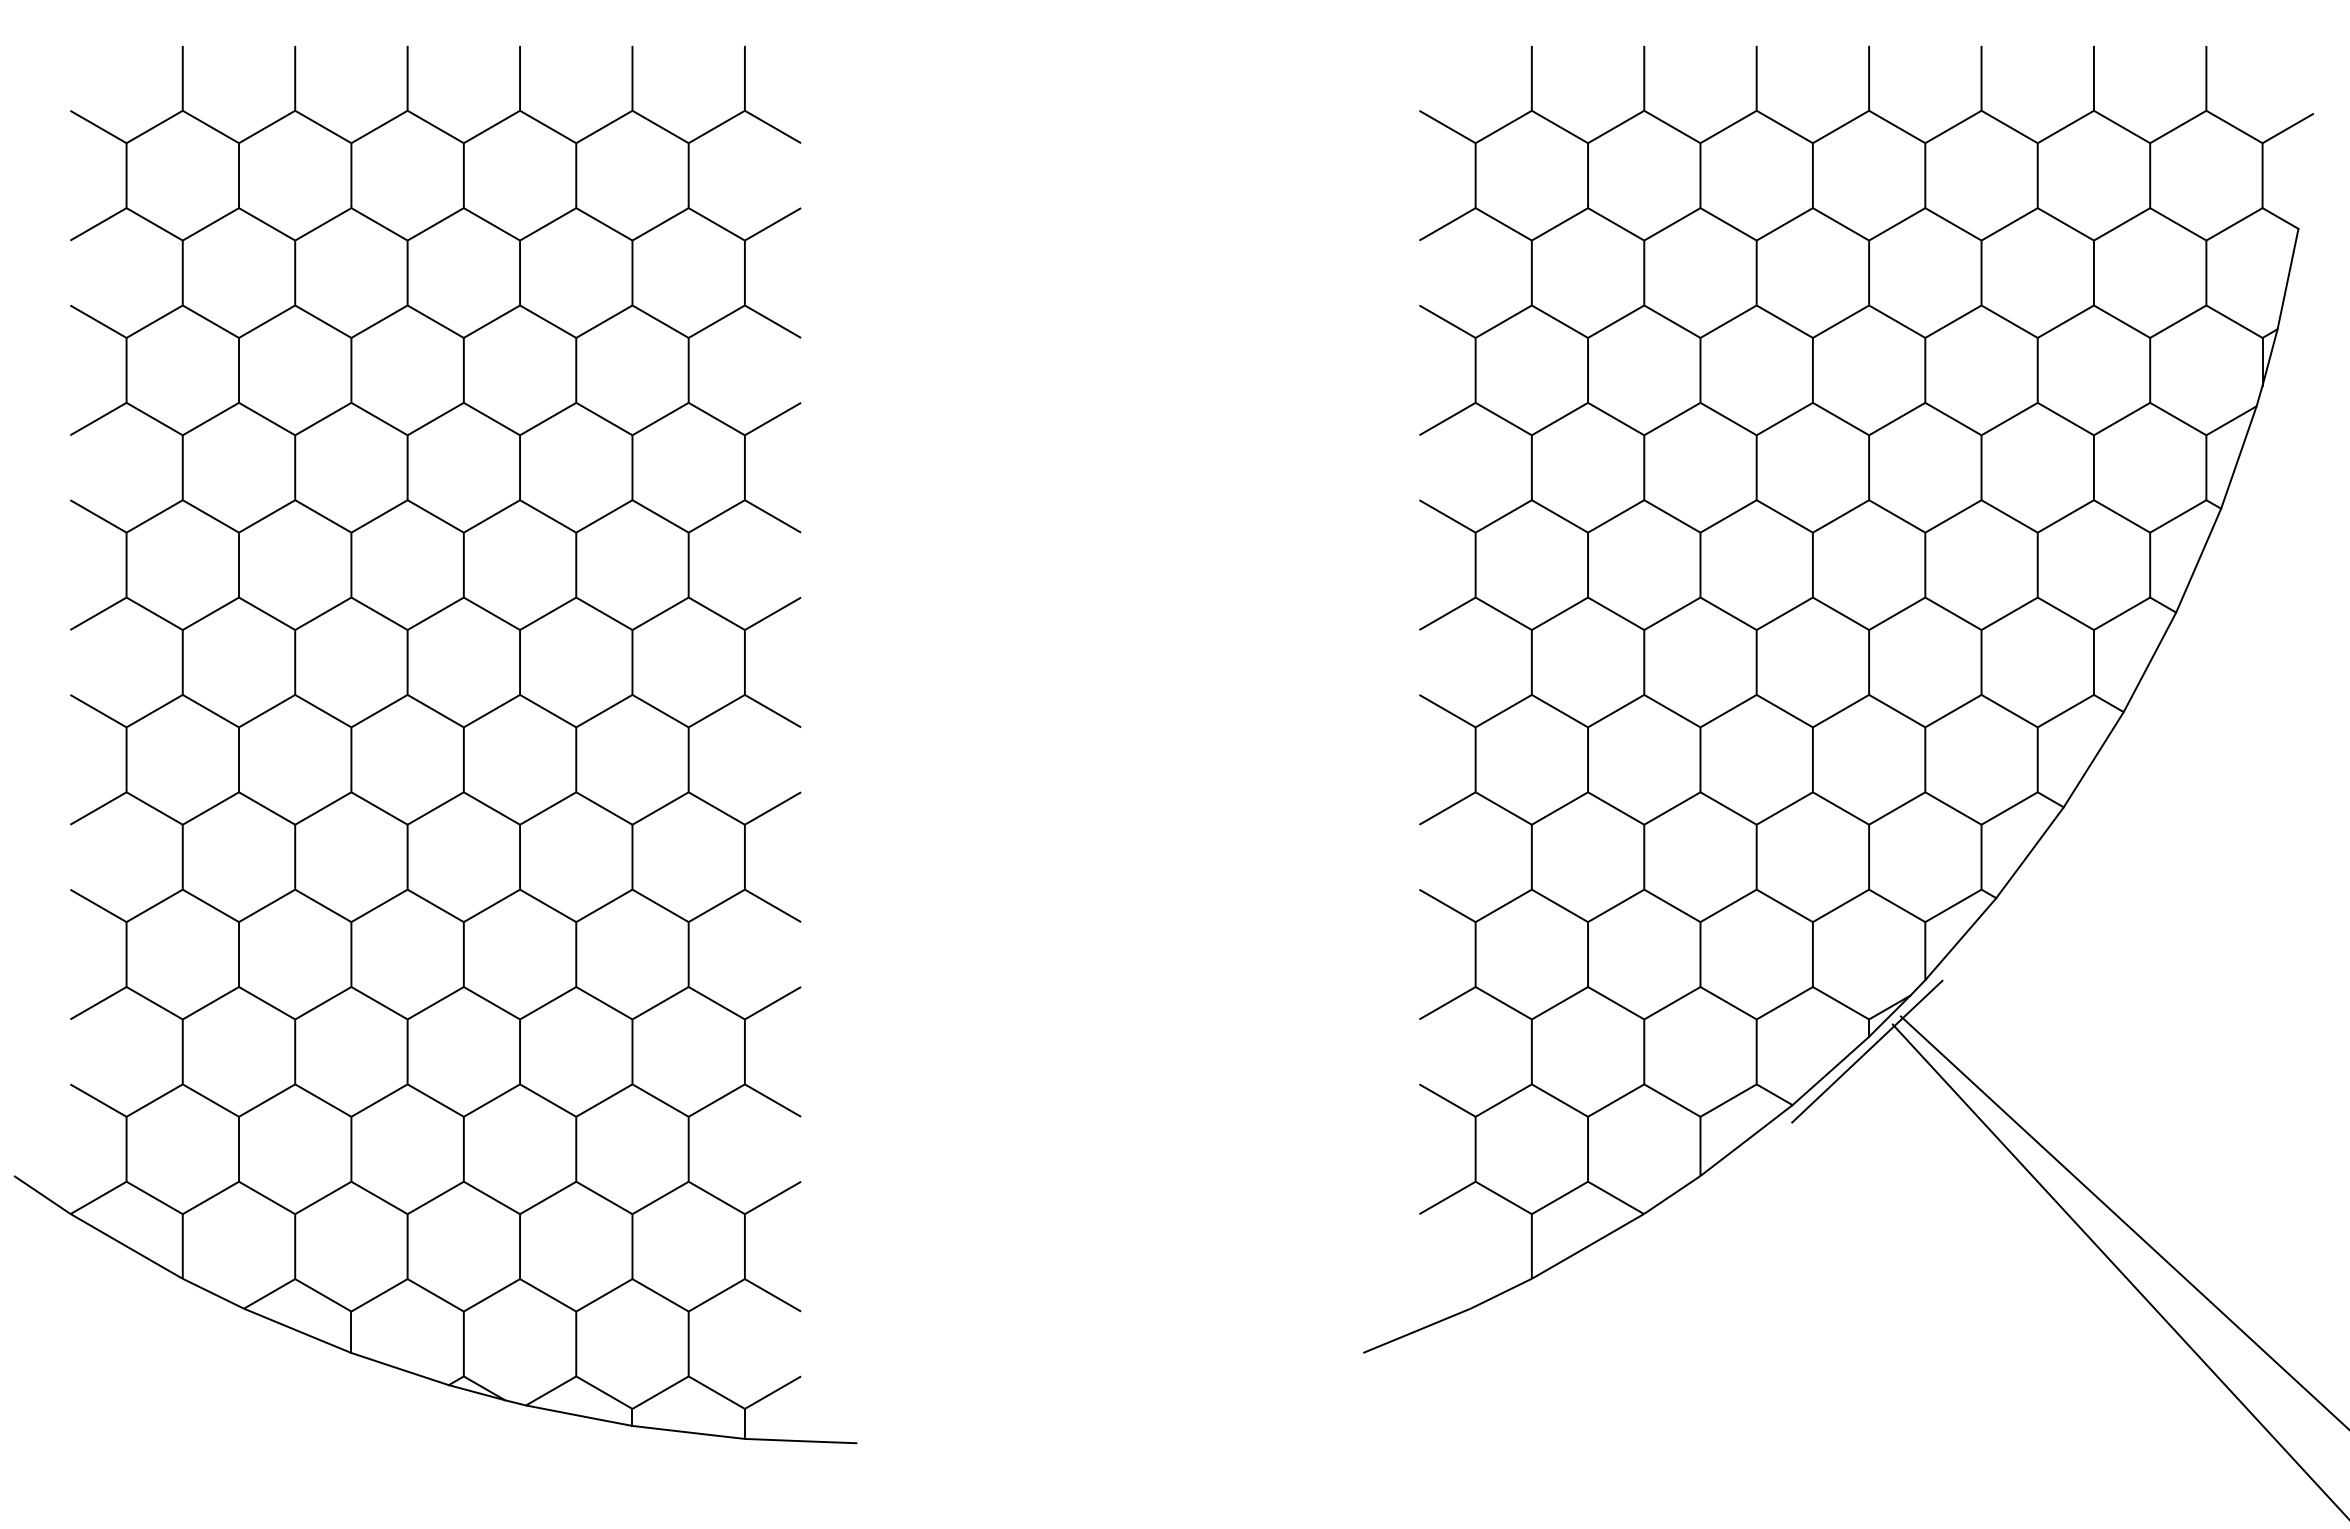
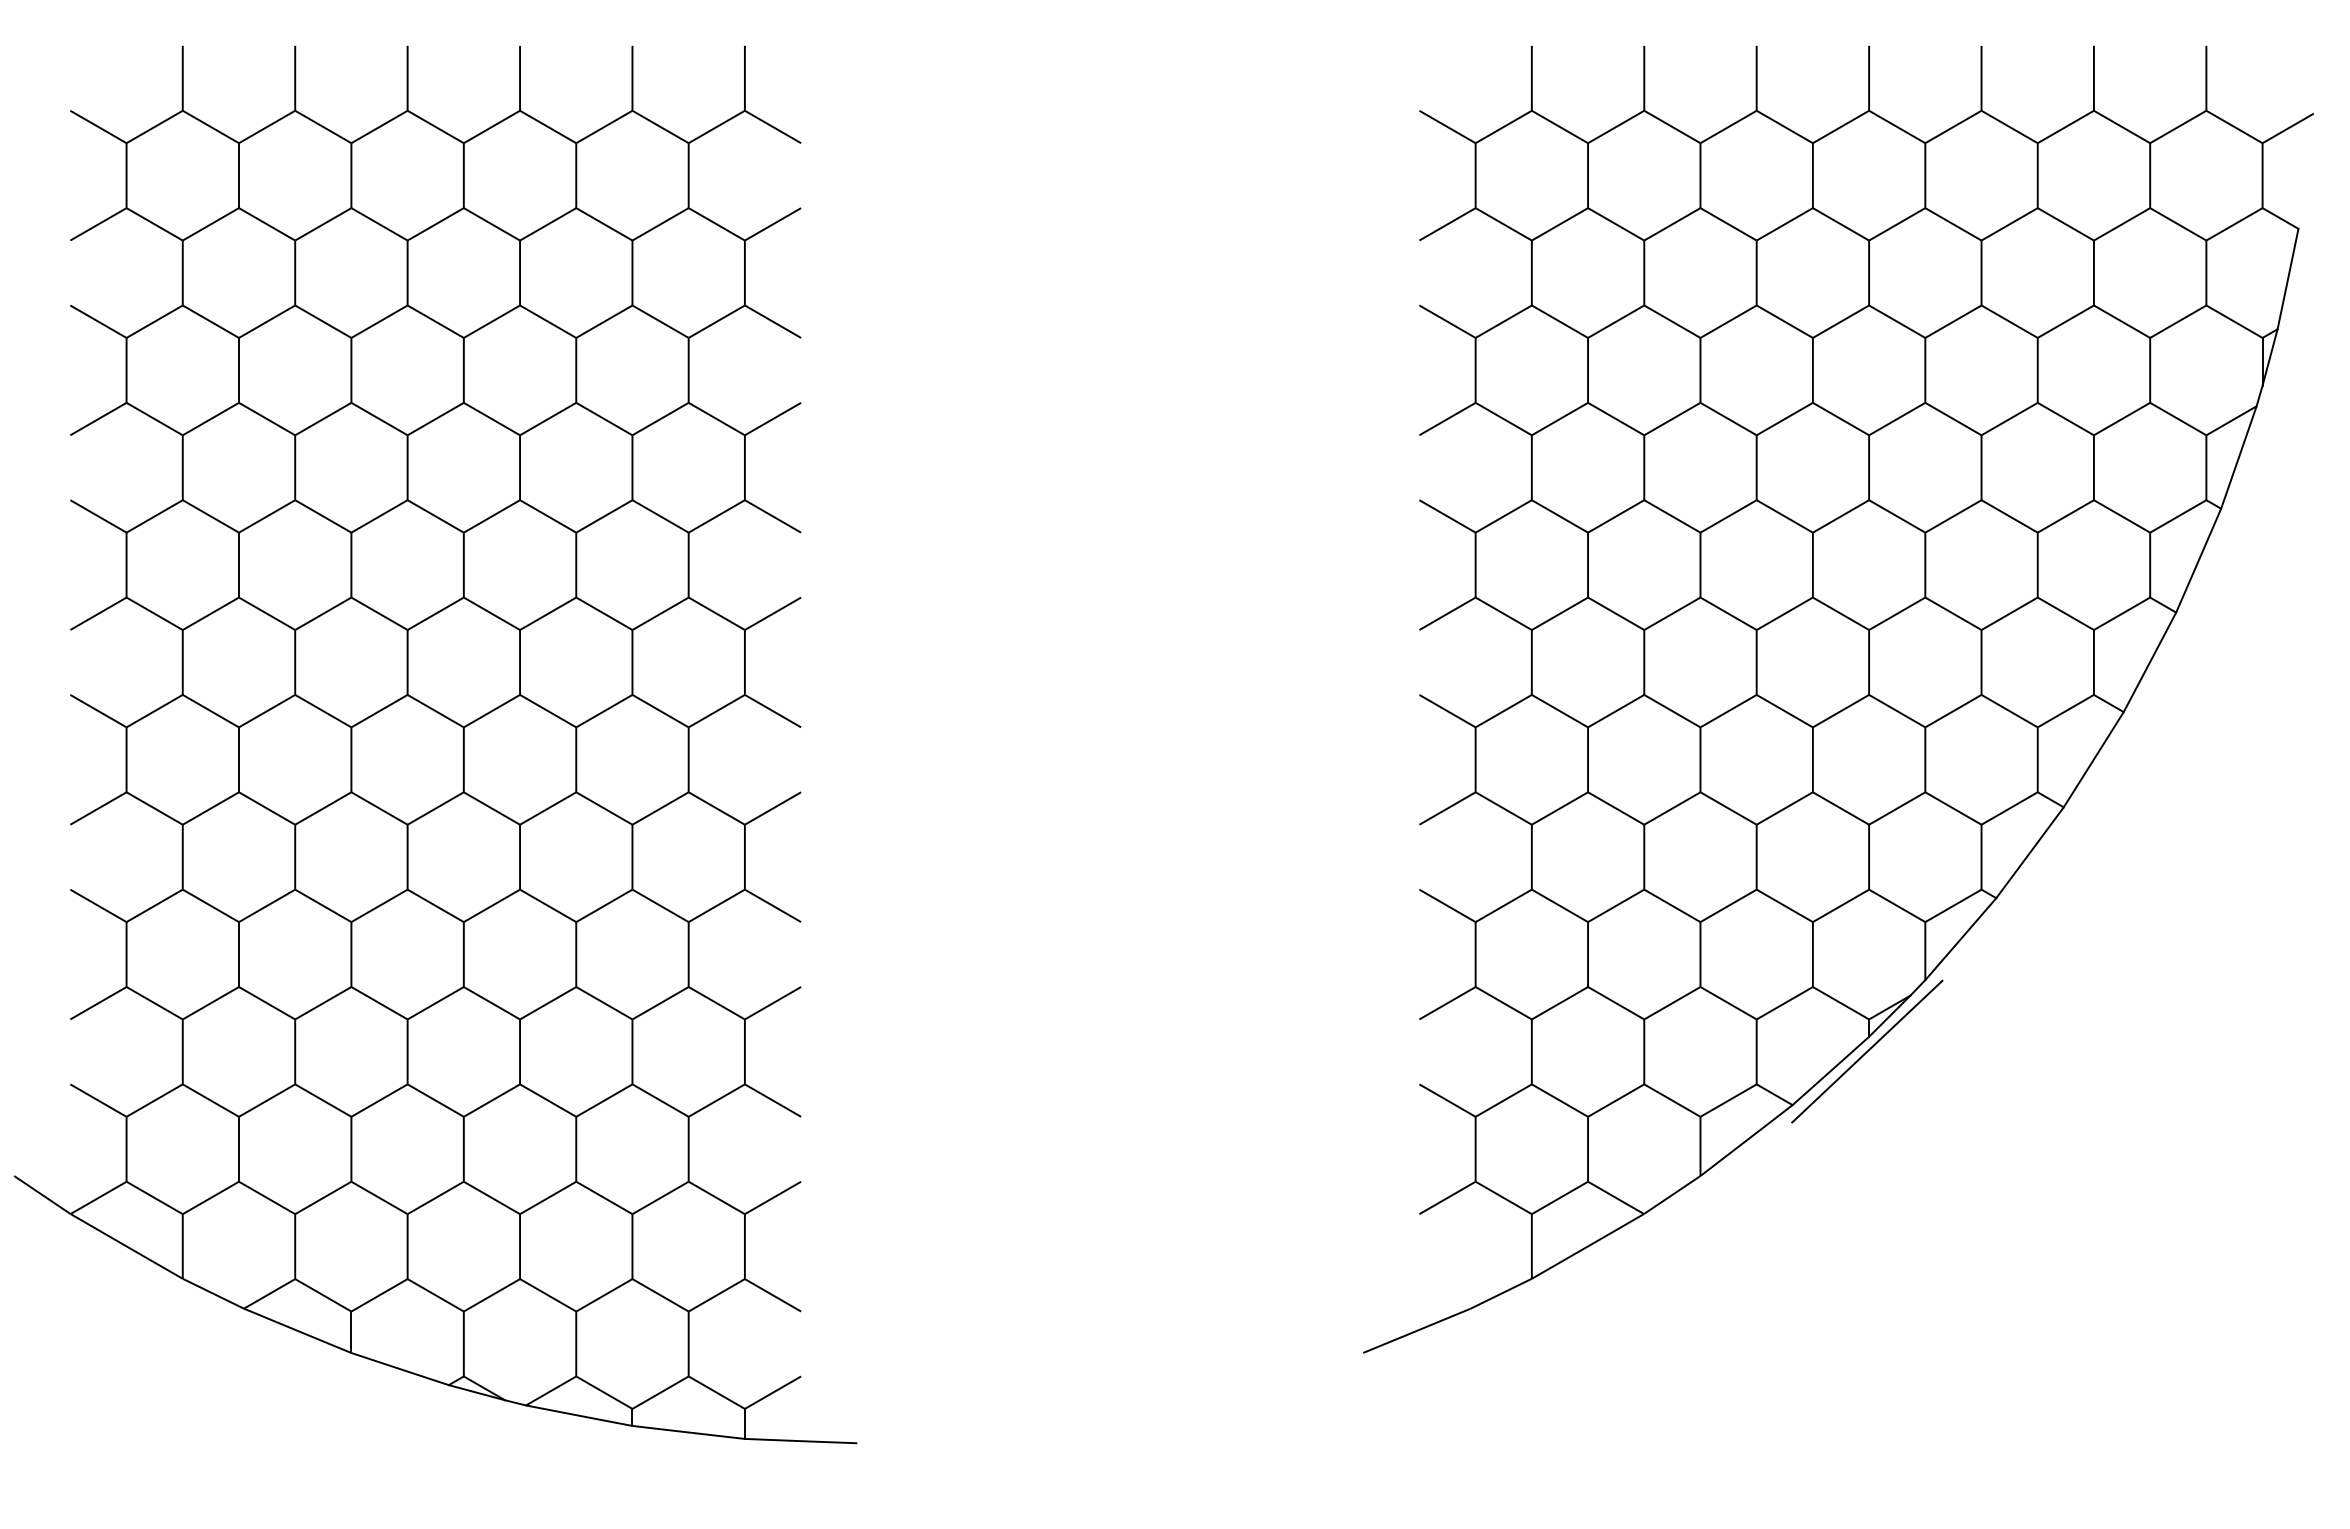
line: present -> none (2123, 1221)
line: present -> none (2119, 1270)
